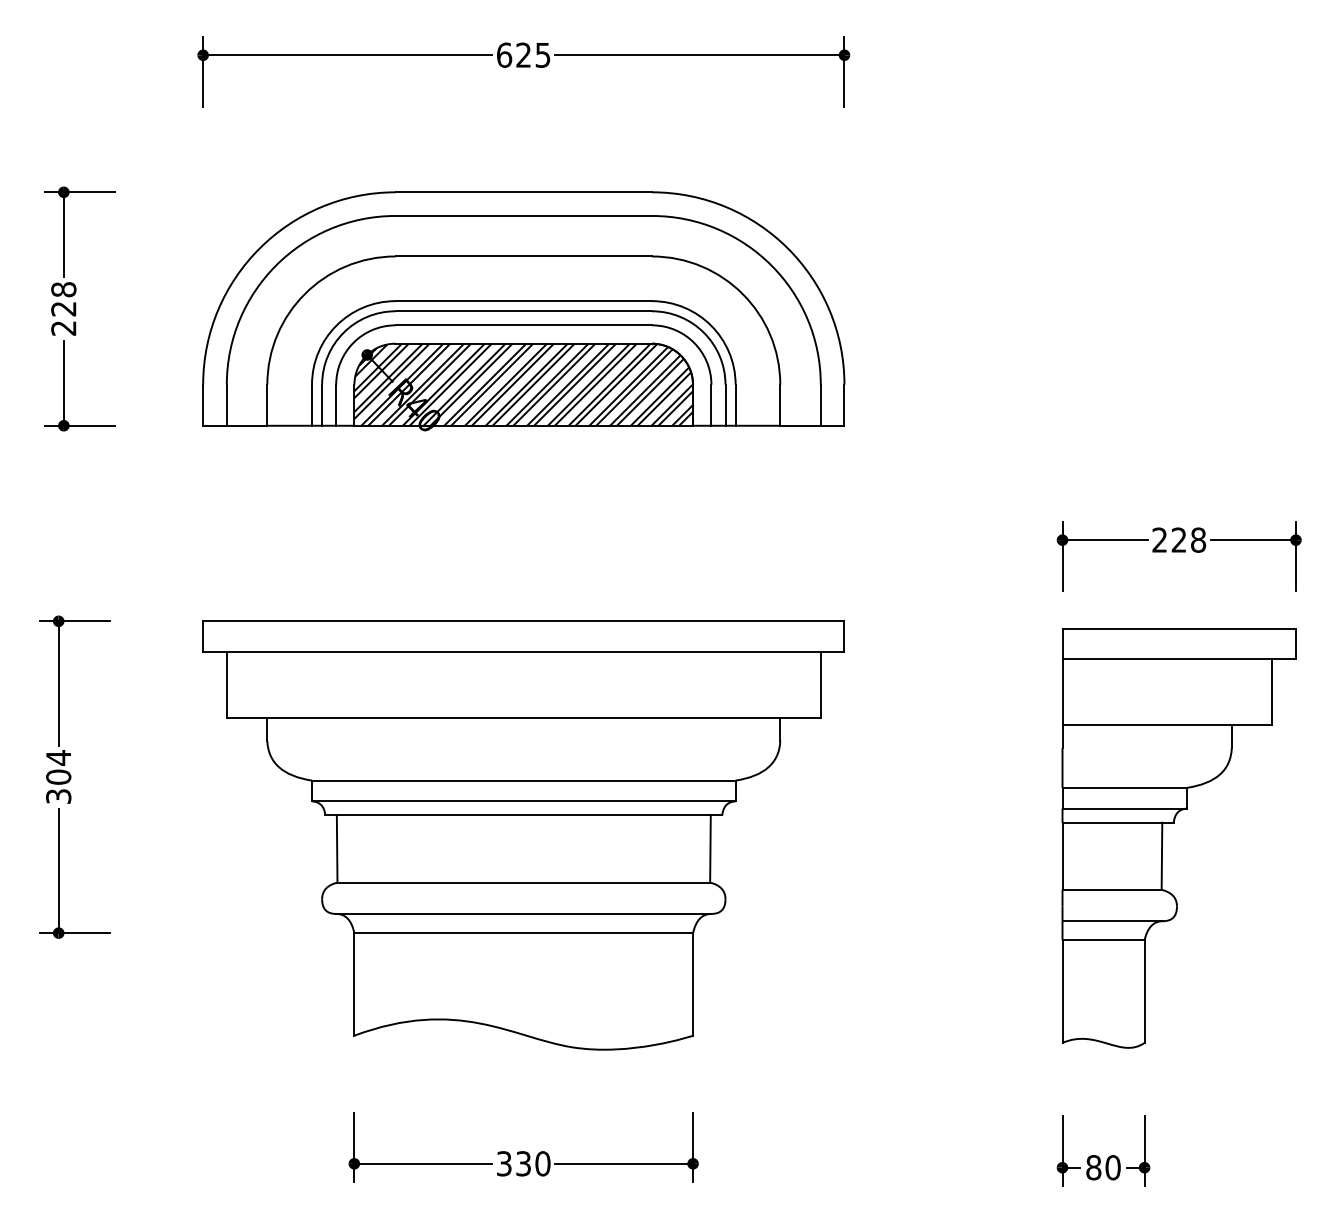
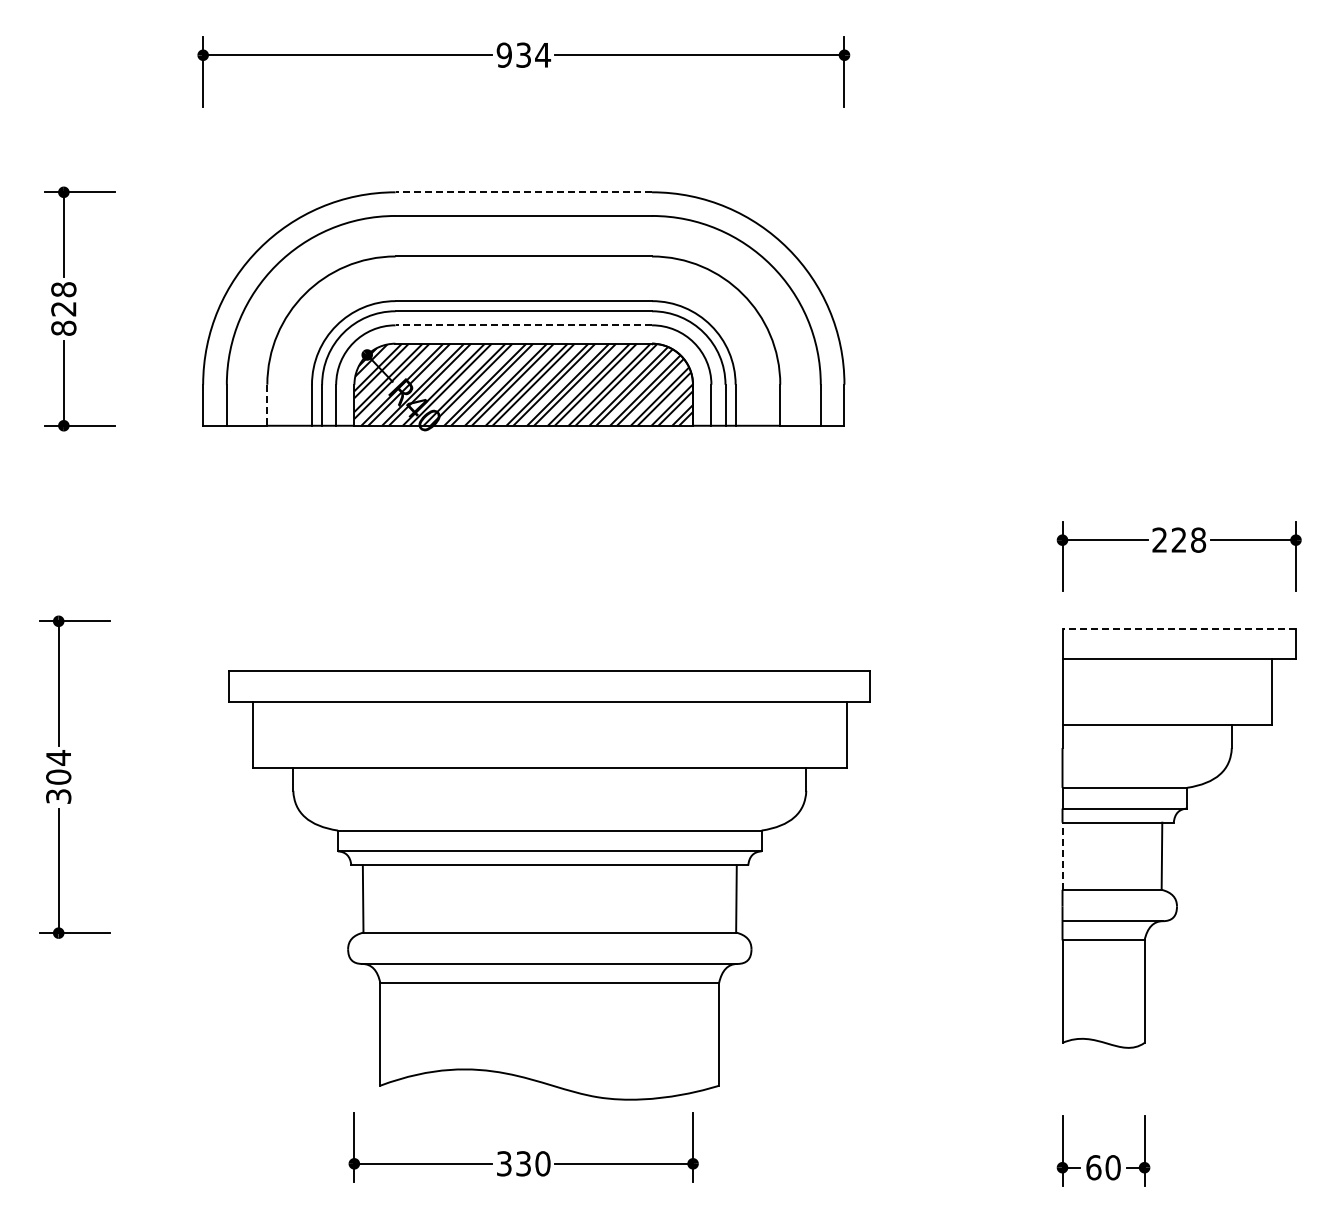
text: 625 -> 934 (523, 54)
line: solid -> dashed (523, 192)
line: solid -> dashed (523, 325)
text: 228 -> 828 (63, 327)
line: solid -> dashed (267, 405)
line: solid -> dashed (1179, 628)
part position: (523, 835) -> (549, 885) (549, 885)
line: solid -> dashed (1062, 856)
text: 80 -> 60 (1093, 1167)
